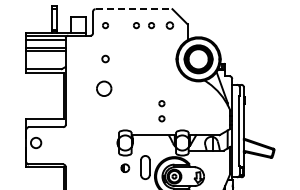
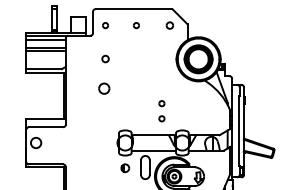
line: dashed -> solid (134, 9)
part: present -> none (151, 25)
part size: 17x17 px -> 13x13 px (104, 88)
line: none -> present (153, 150)
